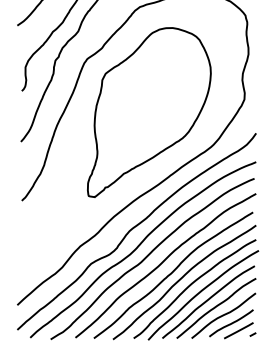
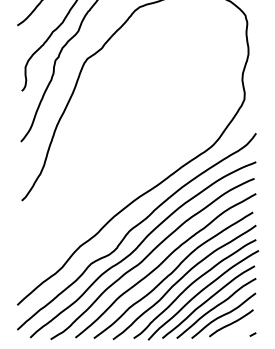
part: present -> none (149, 112)
line: present -> none (238, 330)
